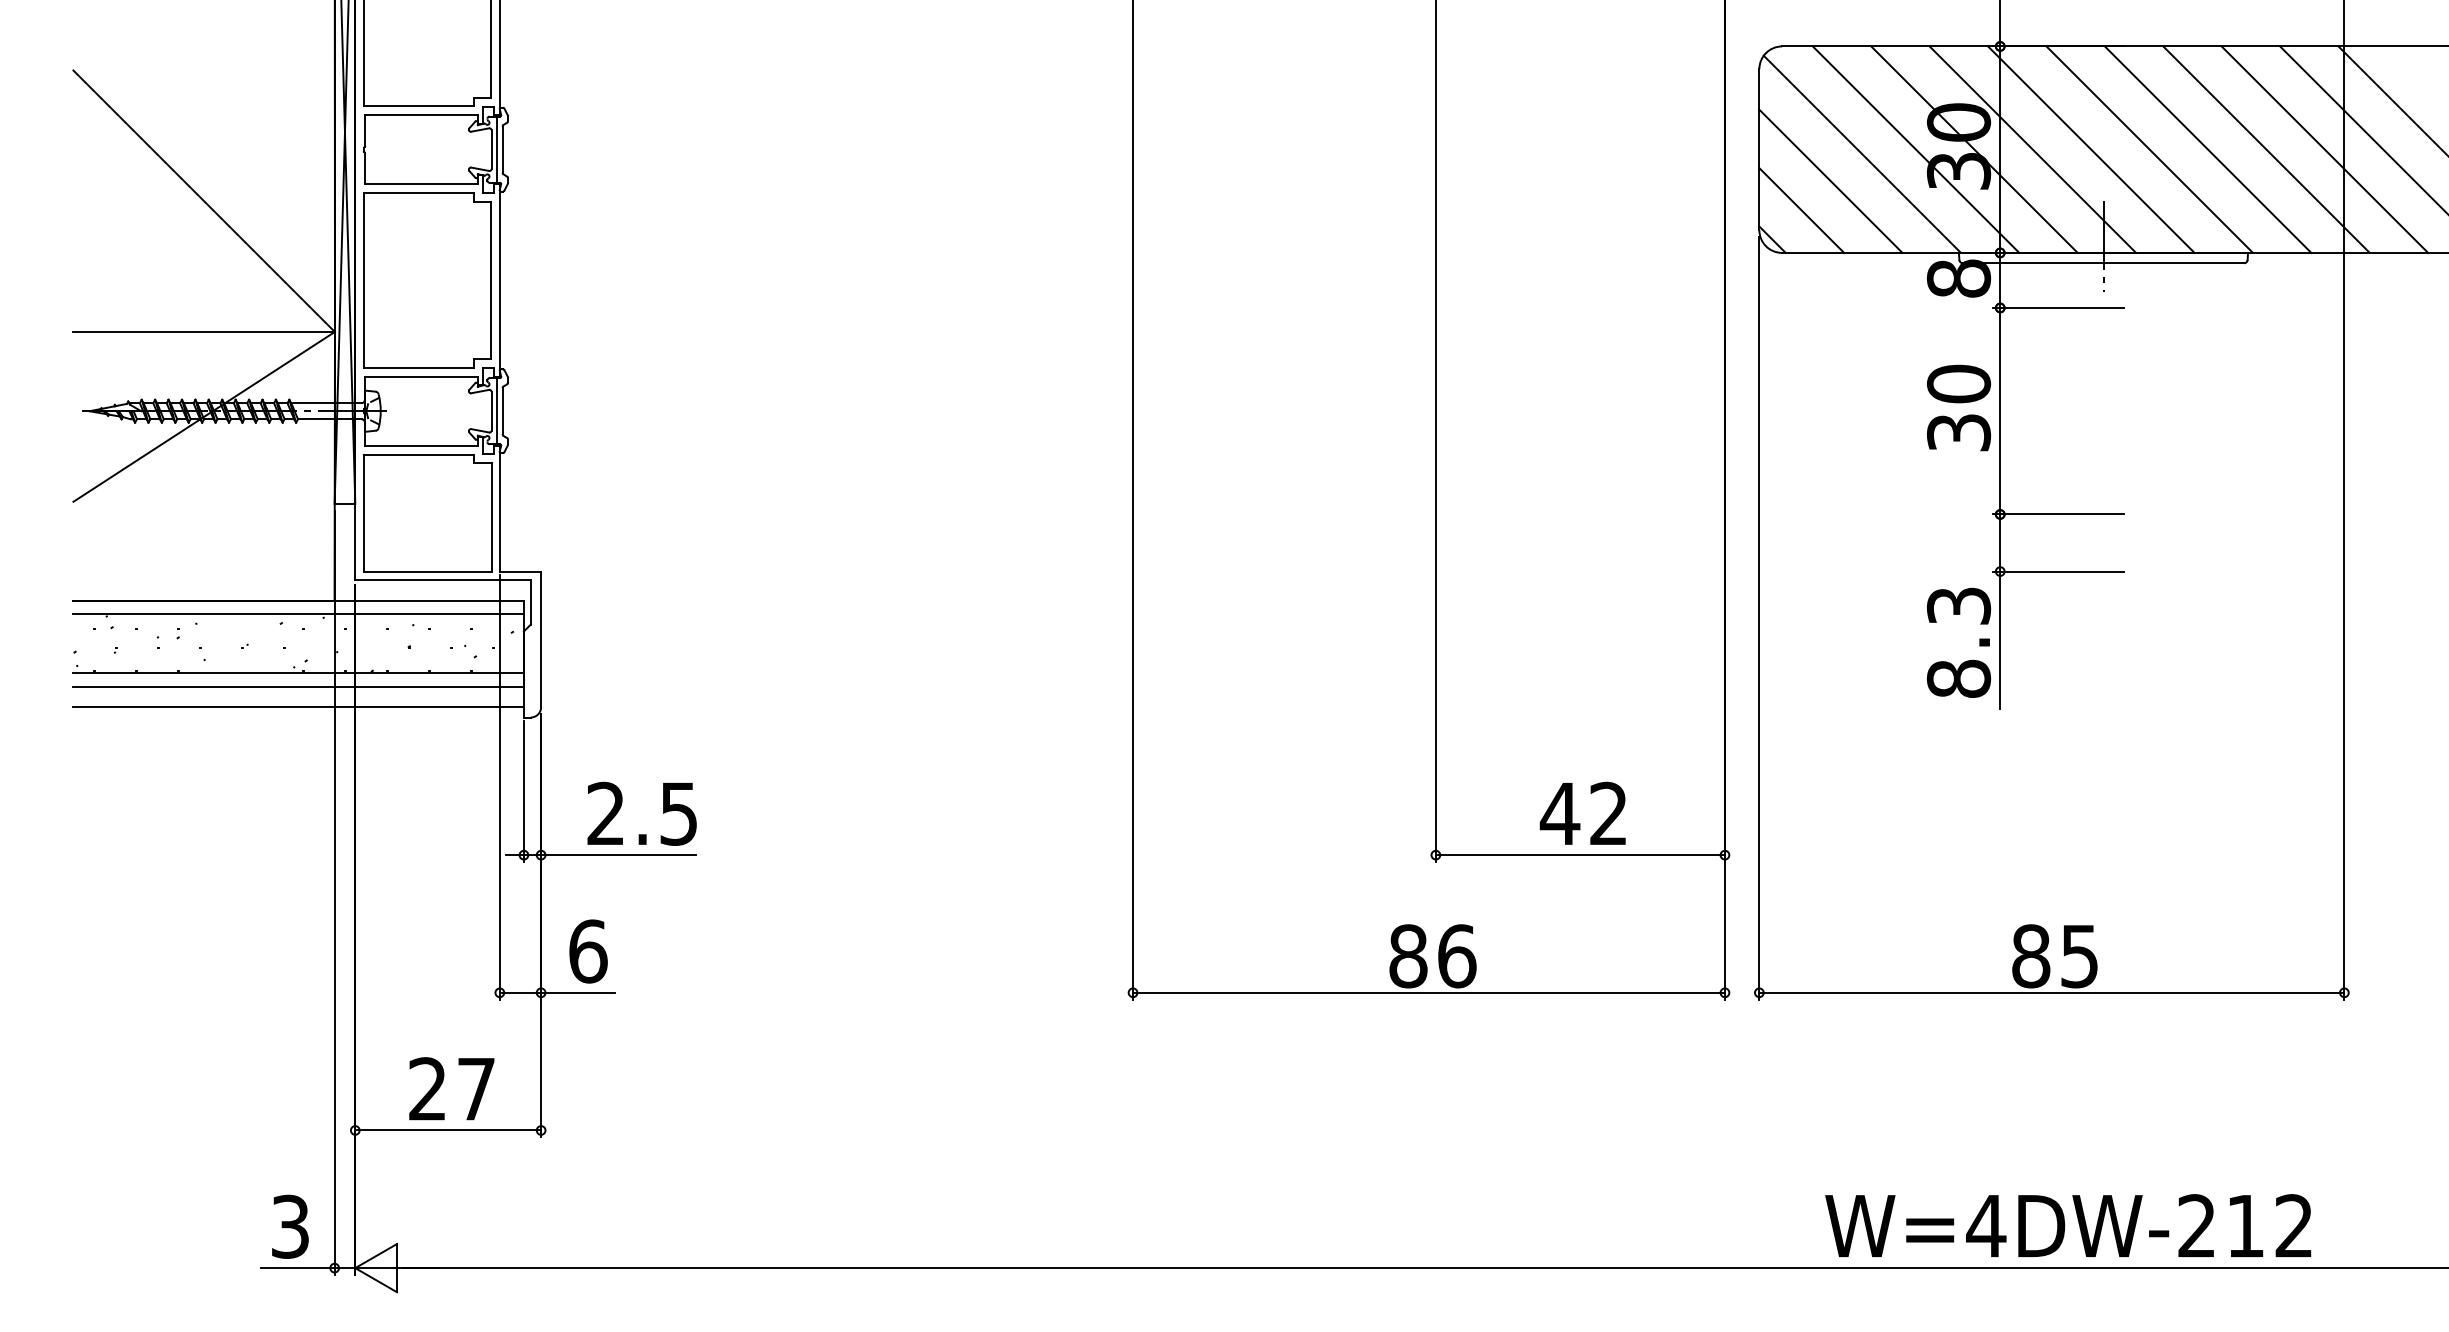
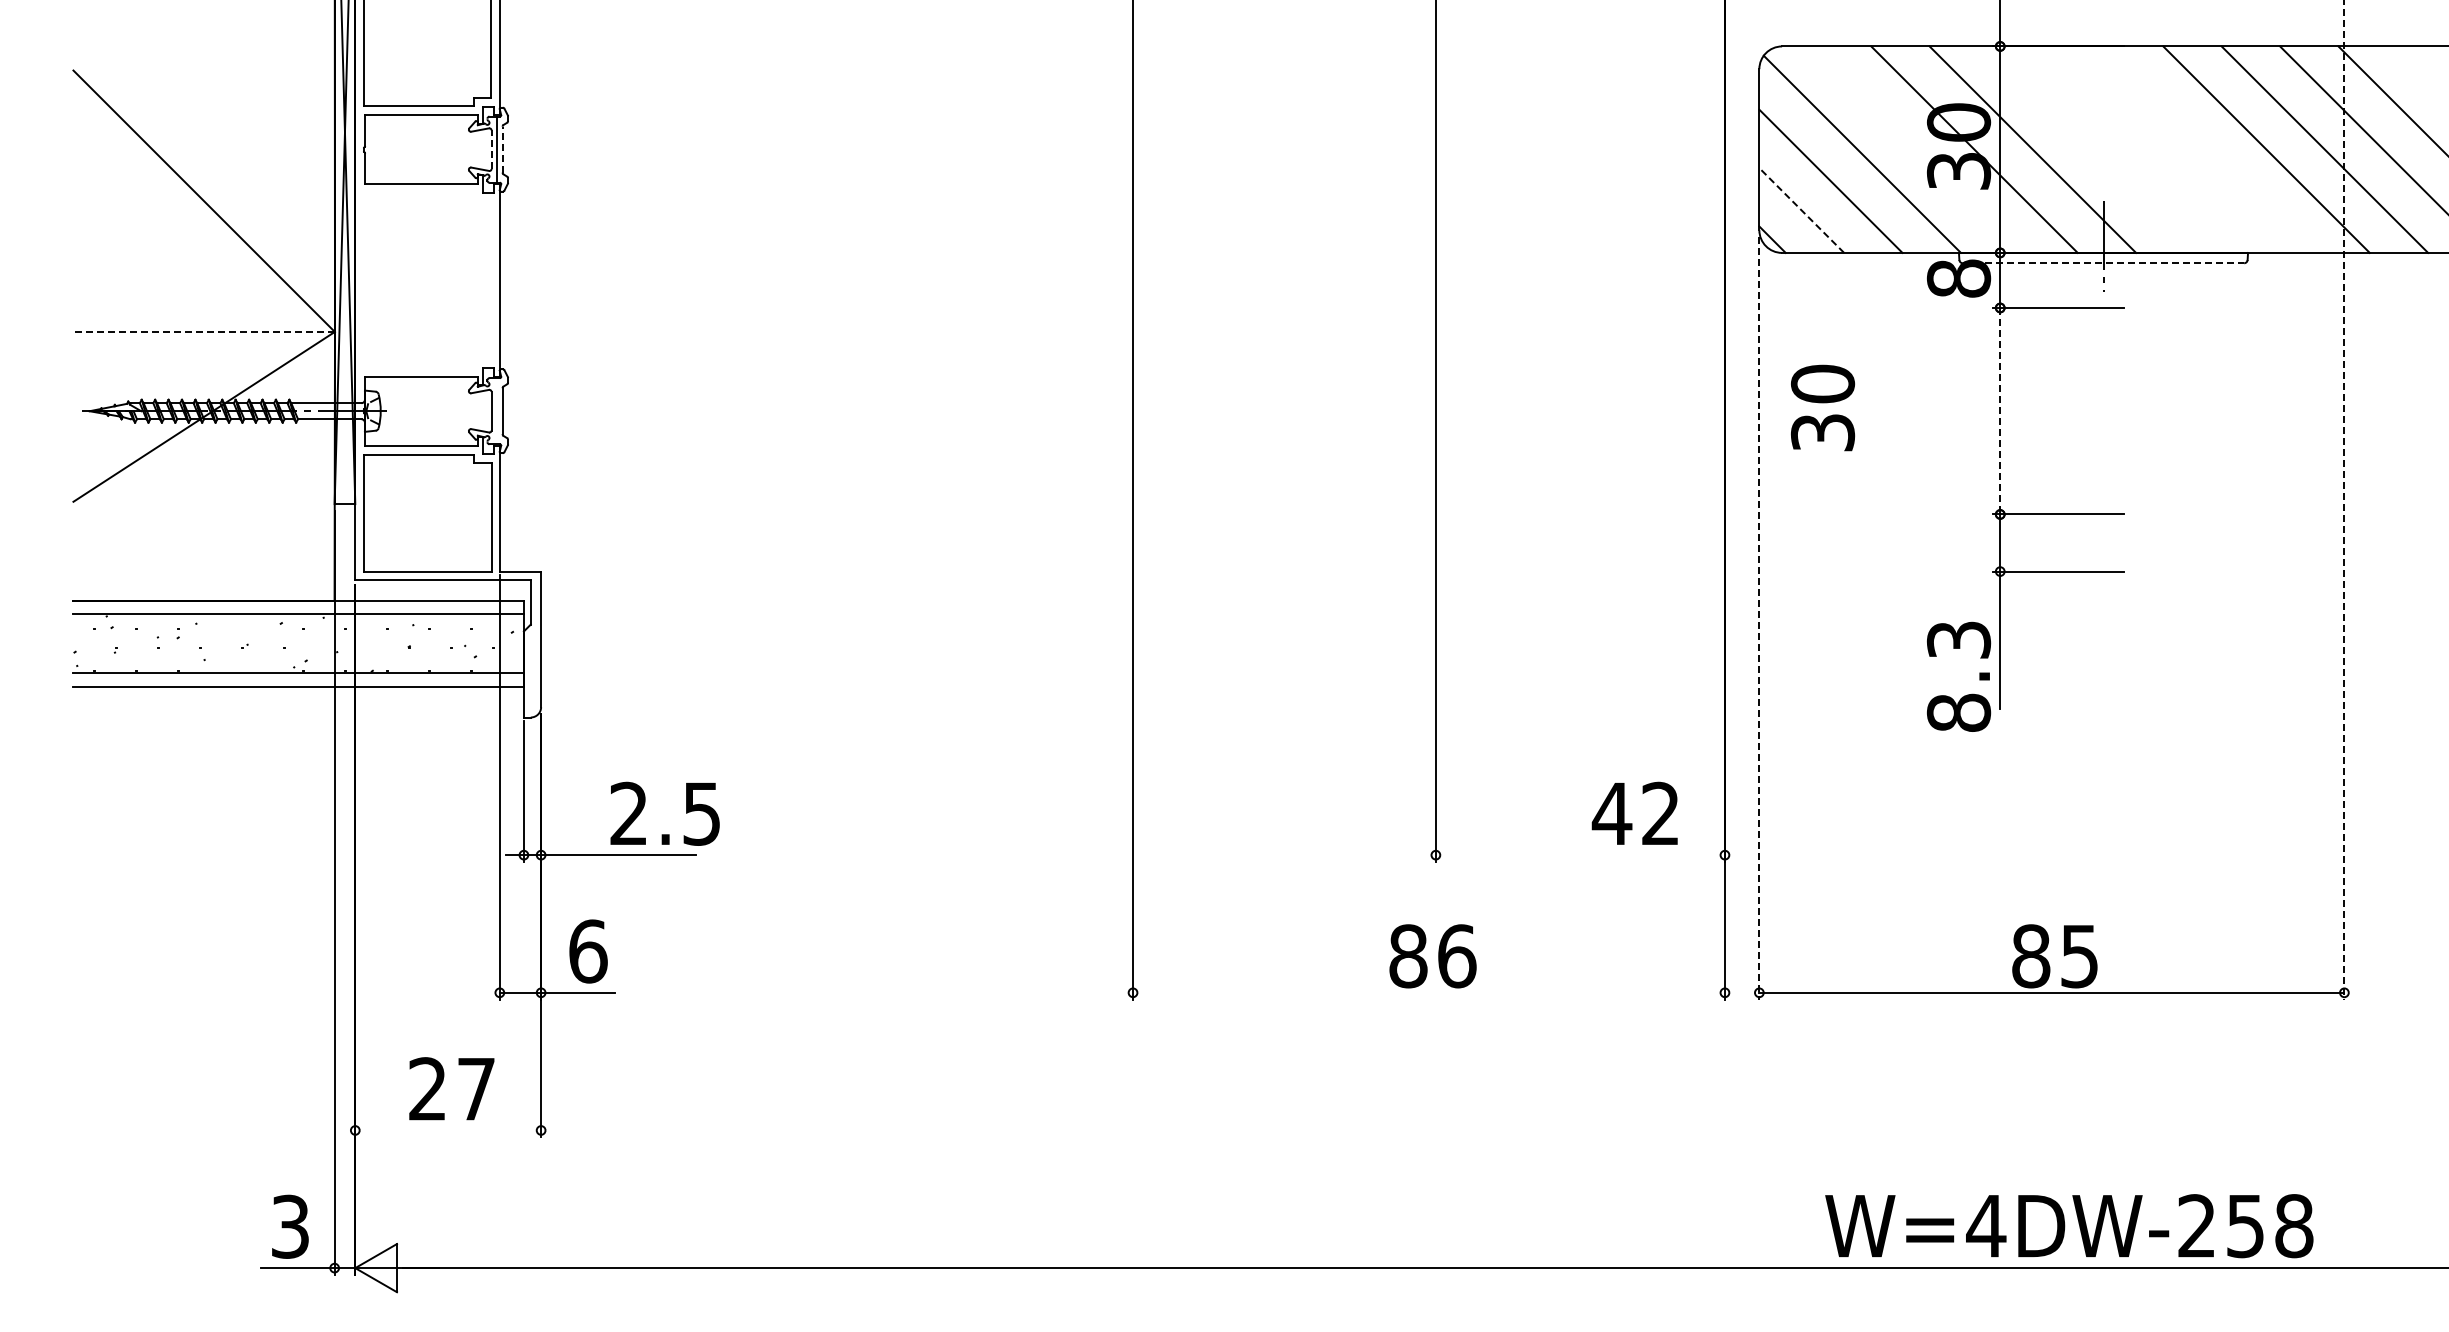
line: solid -> dashed (491, 149)
line: solid -> dashed (502, 149)
line: present -> none (1915, 149)
line: present -> none (2091, 149)
line: present -> none (2149, 149)
line: present -> none (2207, 149)
line: solid -> dashed (1801, 210)
line: solid -> dashed (2103, 263)
part: present -> none (427, 280)
line: solid -> dashed (204, 332)
text position: (1959, 407) -> (1823, 407) (1823, 407)
line: present -> none (497, 411)
line: solid -> dashed (2000, 411)
line: solid -> dashed (2344, 500)
line: solid -> dashed (1759, 618)
text position: (1959, 642) -> (1959, 676) (1959, 676)
line: present -> none (298, 707)
text position: (1582, 812) -> (1634, 812) (1634, 812)
text position: (641, 813) -> (664, 813) (664, 813)
line: present -> none (1579, 855)
line: present -> none (1428, 992)
line: present -> none (448, 1130)
text: W=4DW-212 -> W=4DW-258 (2270, 1226)
